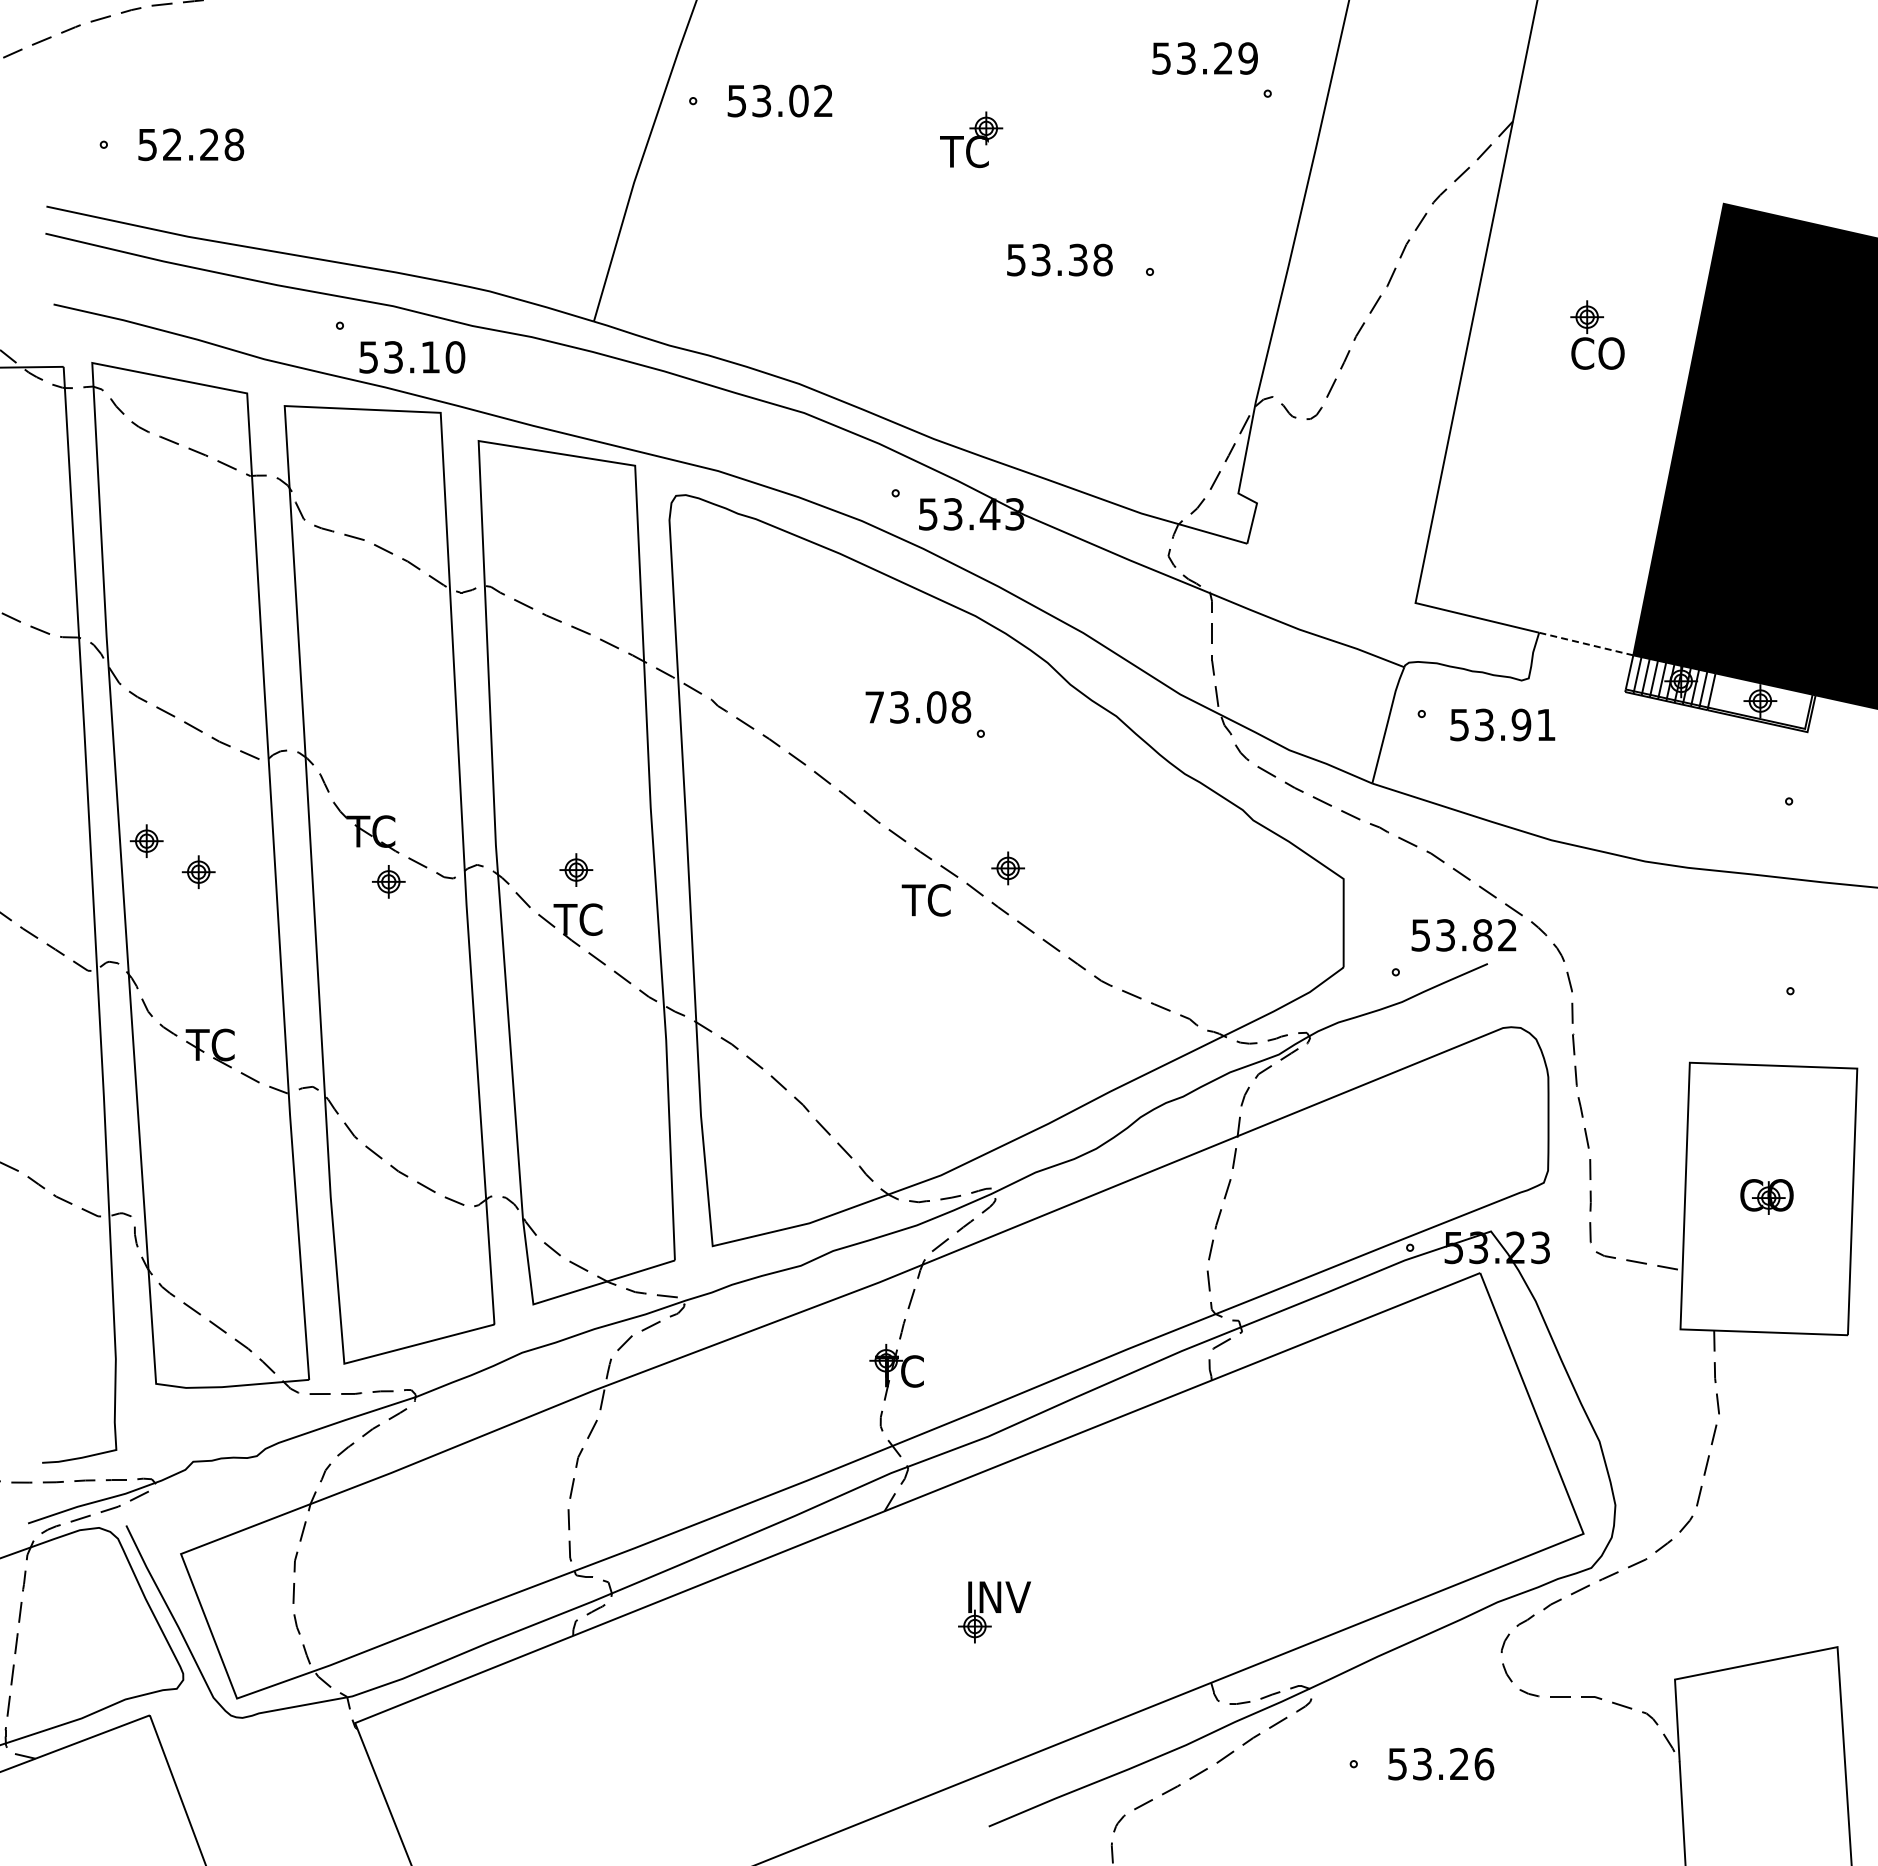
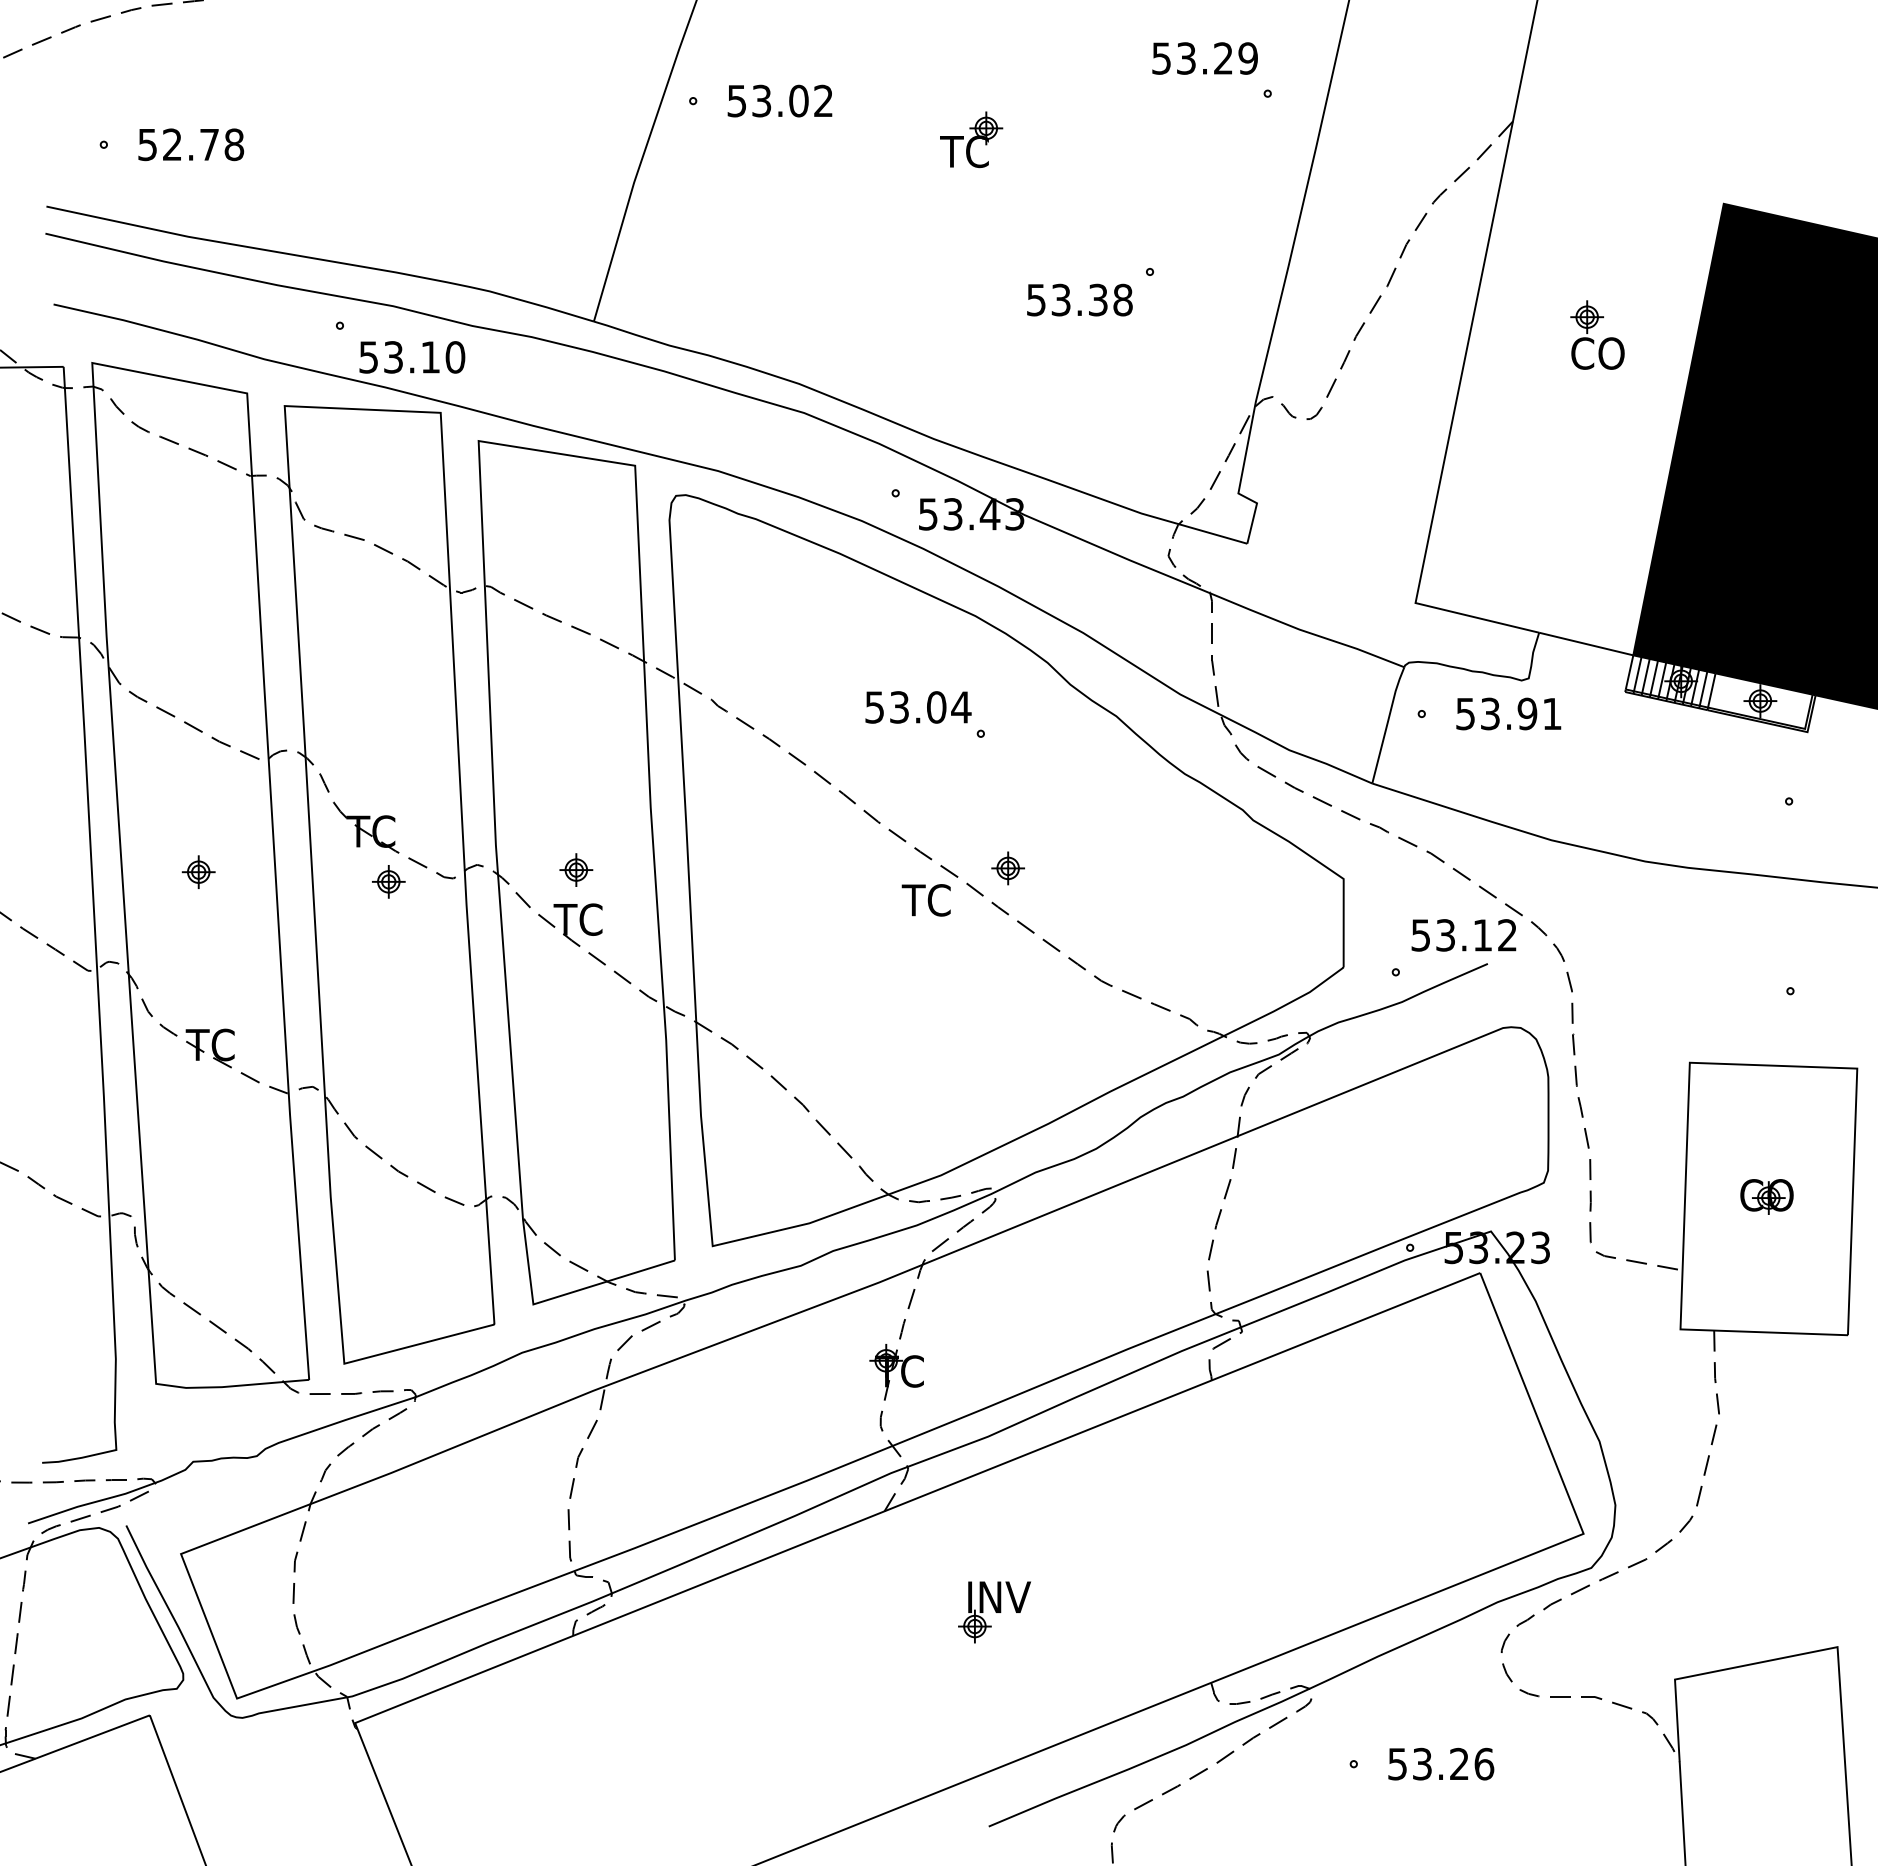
text: 52.28 -> 52.78 (209, 144)
text position: (1059, 259) -> (1079, 299) (1079, 299)
line: dashed -> solid (1585, 643)
text: 73.08 -> 53.04 (918, 707)
text position: (1502, 724) -> (1508, 713) (1508, 713)
part: present -> none (146, 840)
text: 53.82 -> 53.12 (1482, 935)
